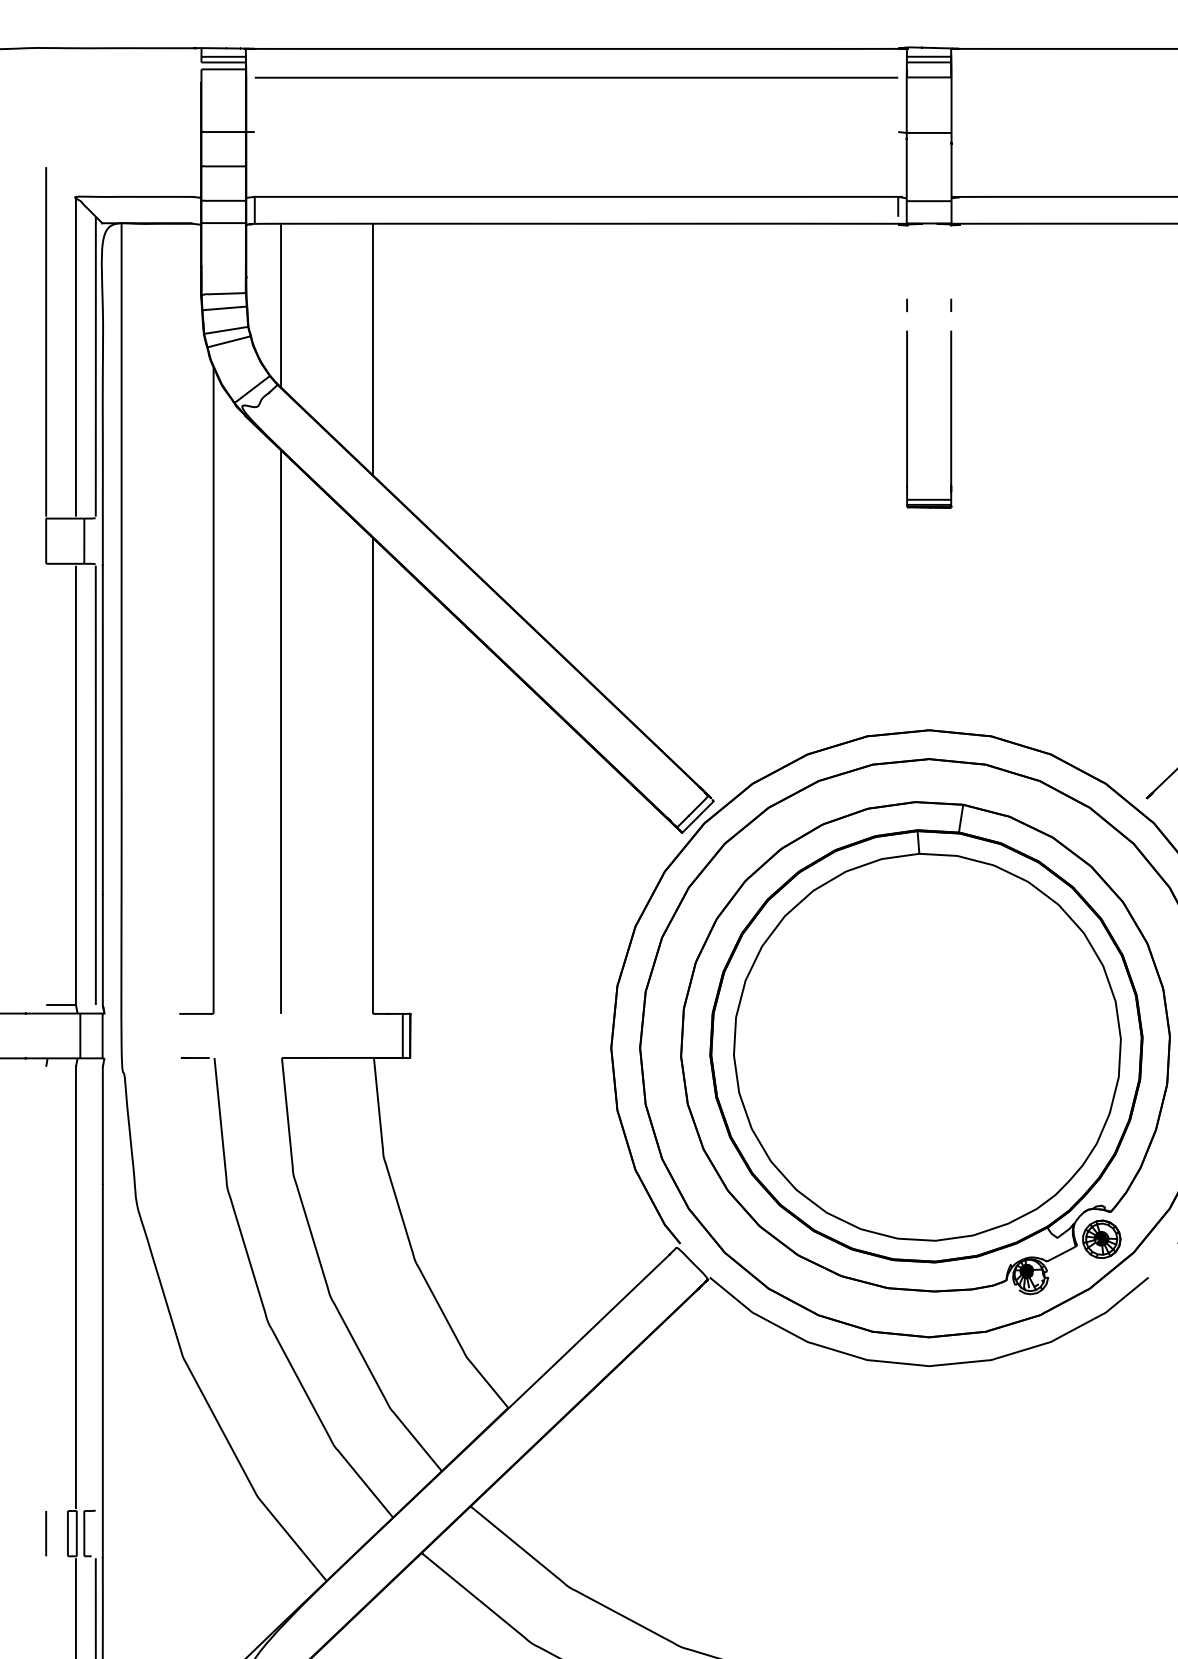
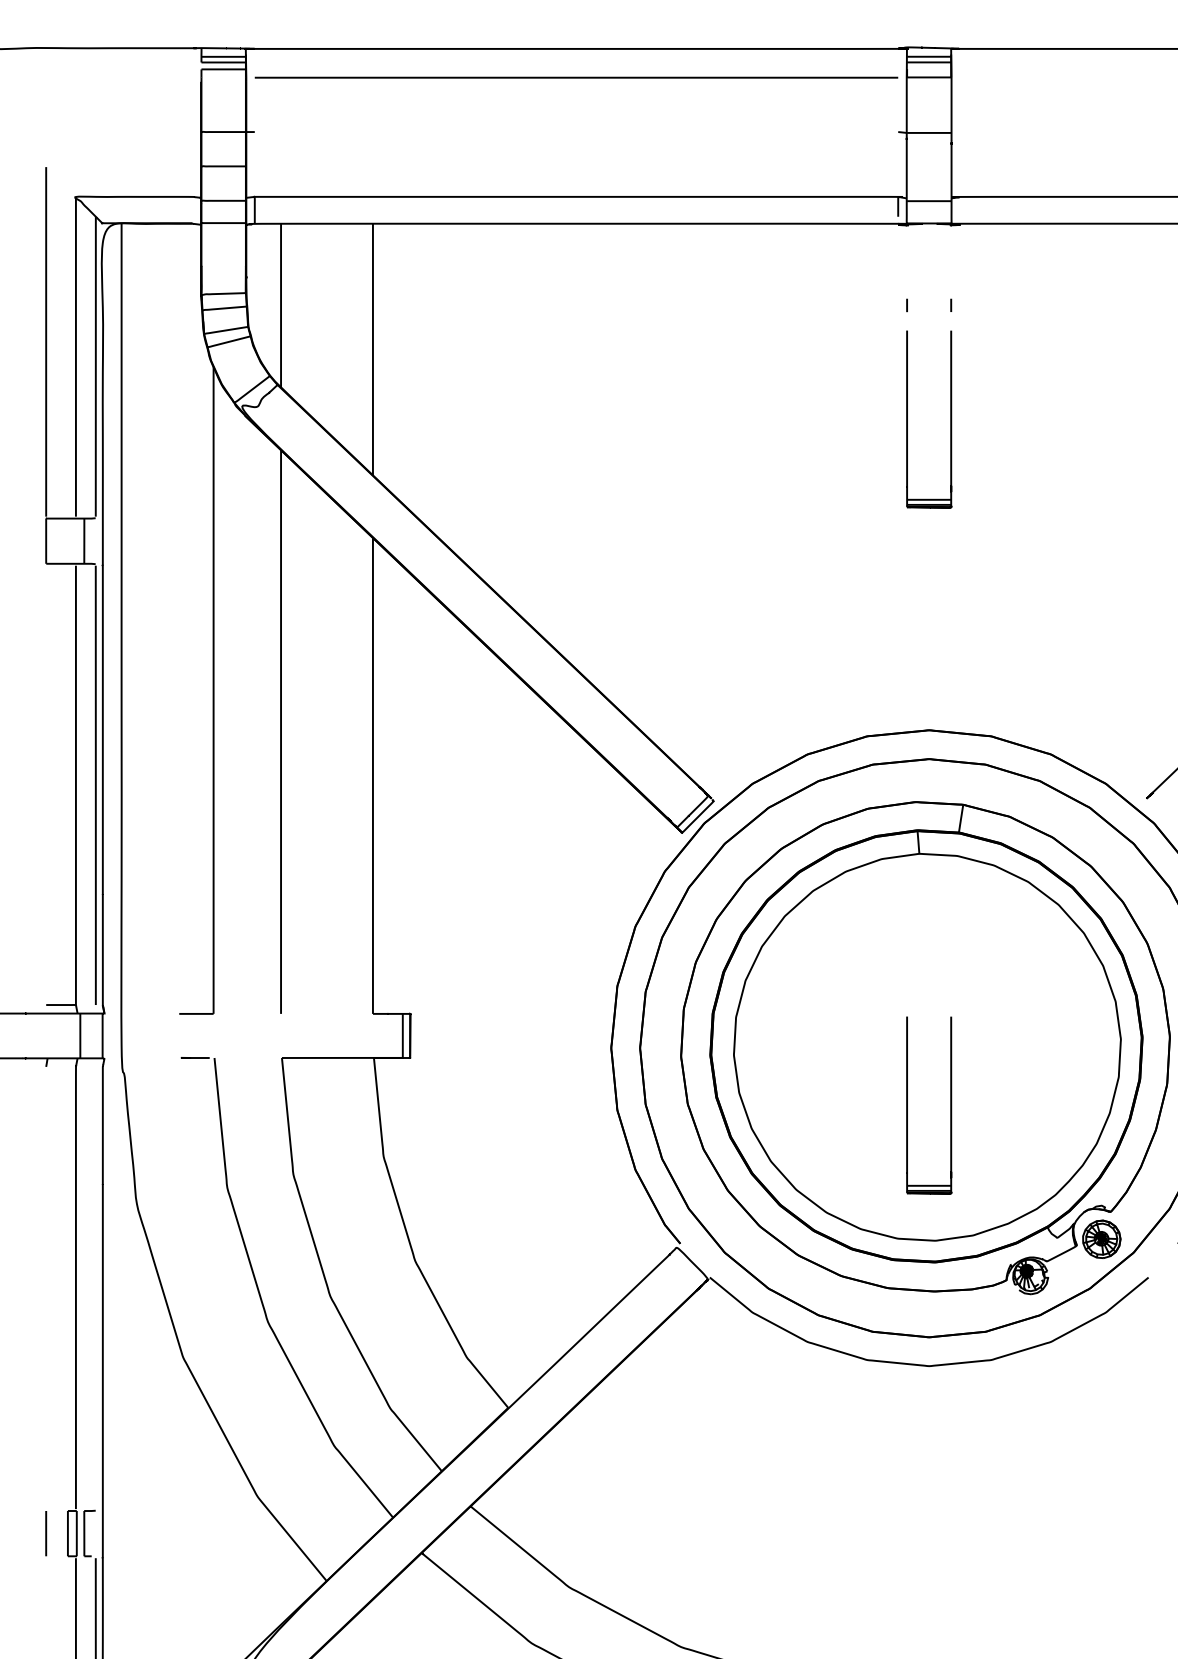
part: none -> present (950, 1105)
